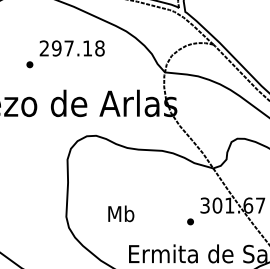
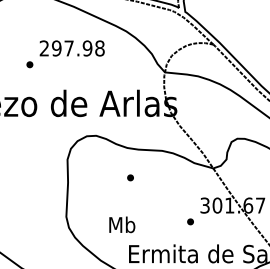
text: 297.18 -> 297.98 (87, 48)
part: none -> present (130, 177)
text position: (121, 213) -> (122, 224) (122, 224)
